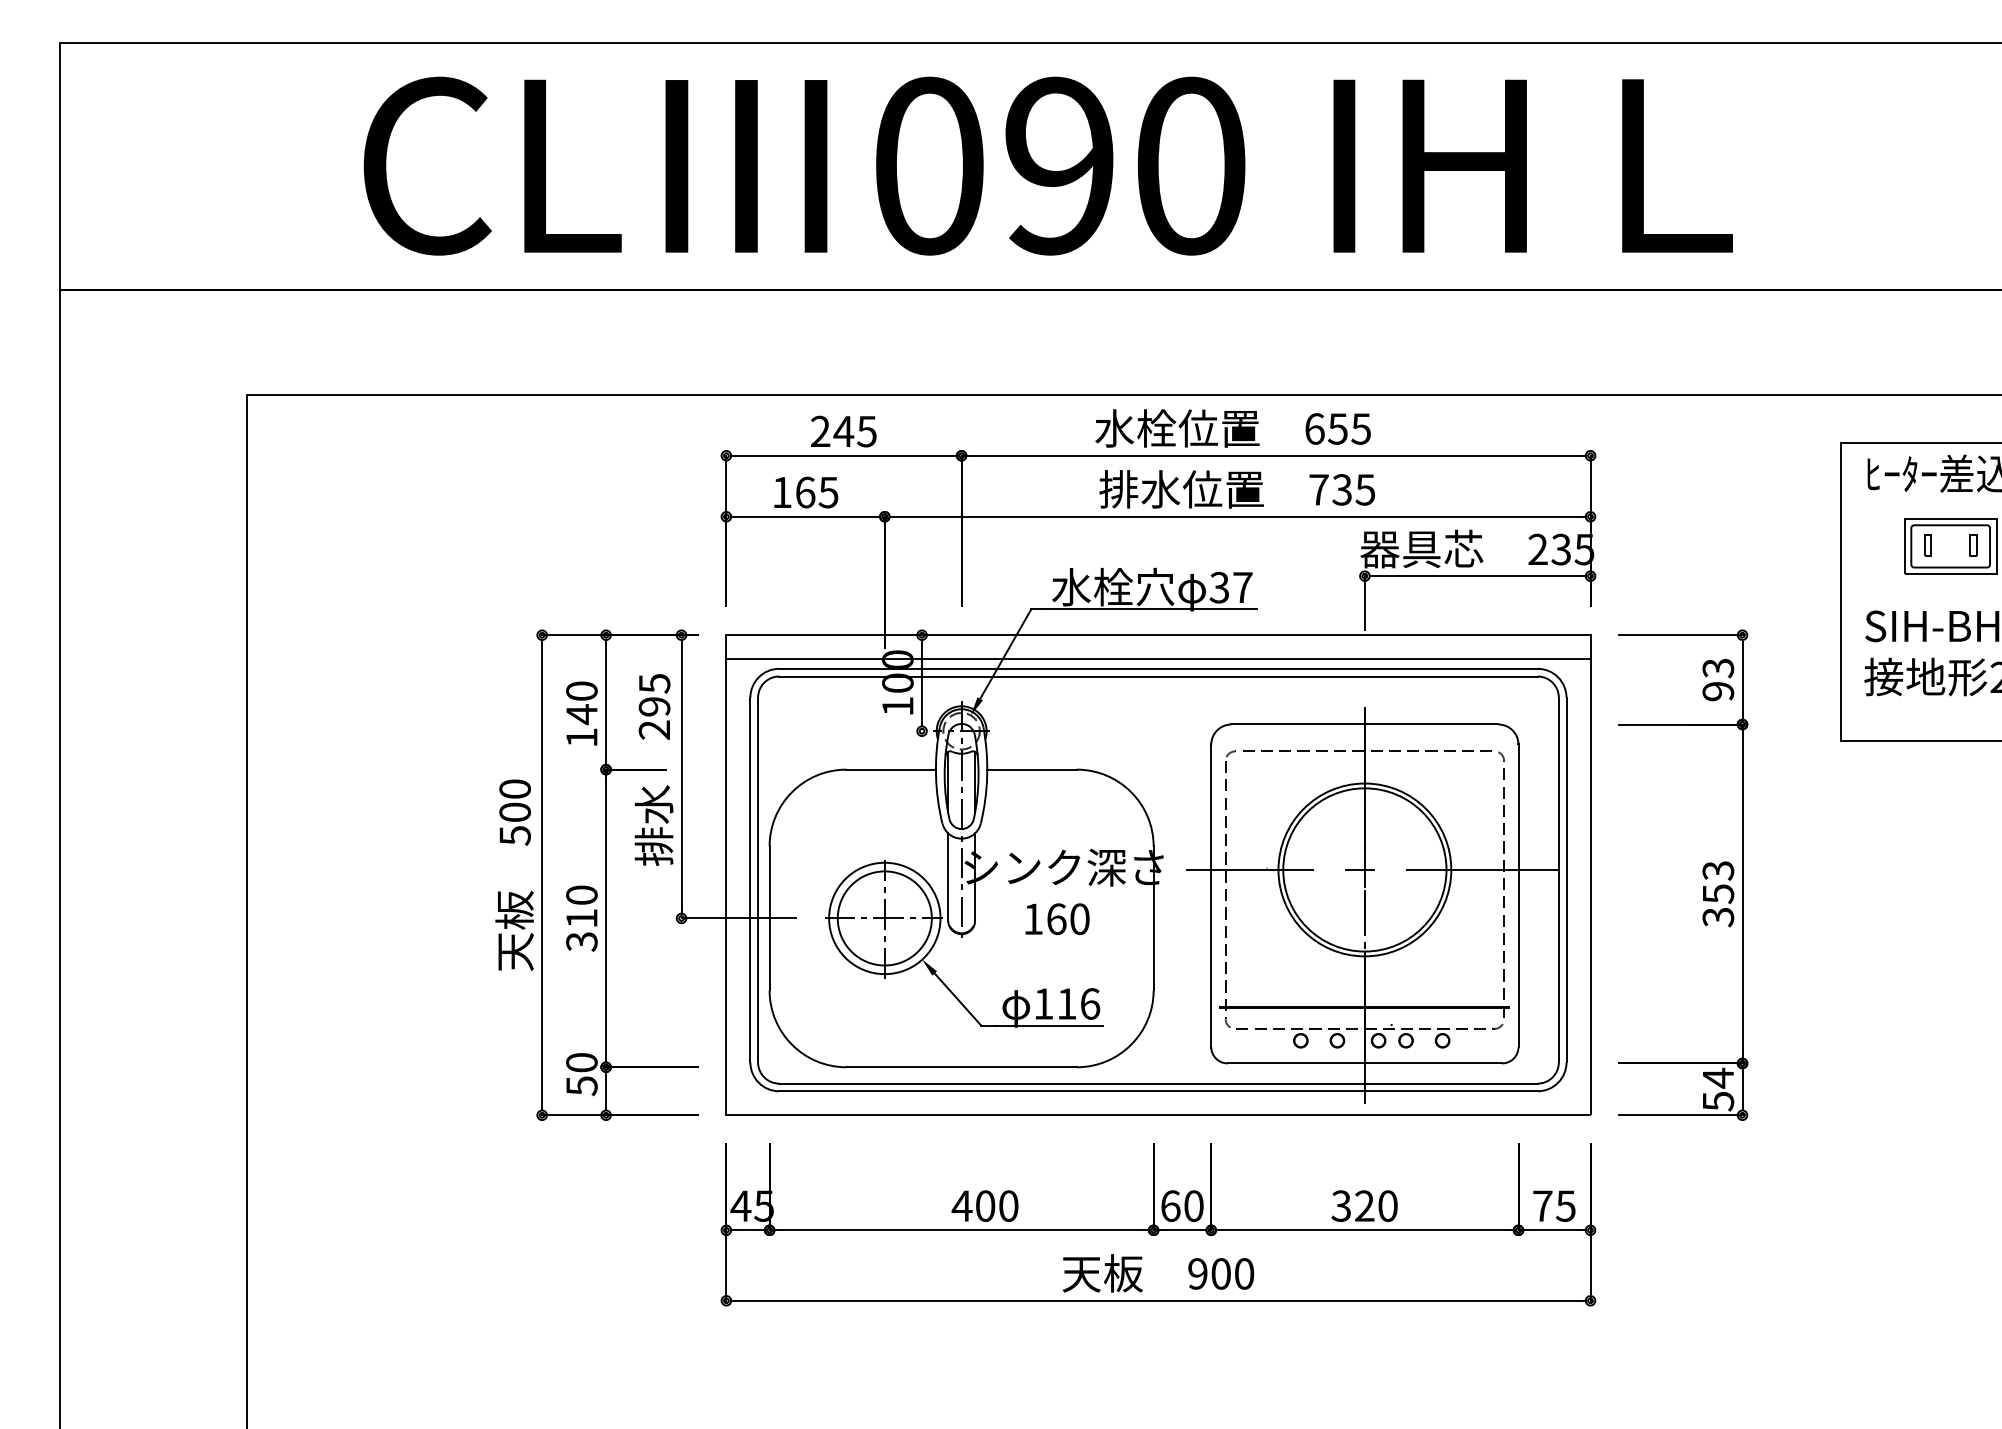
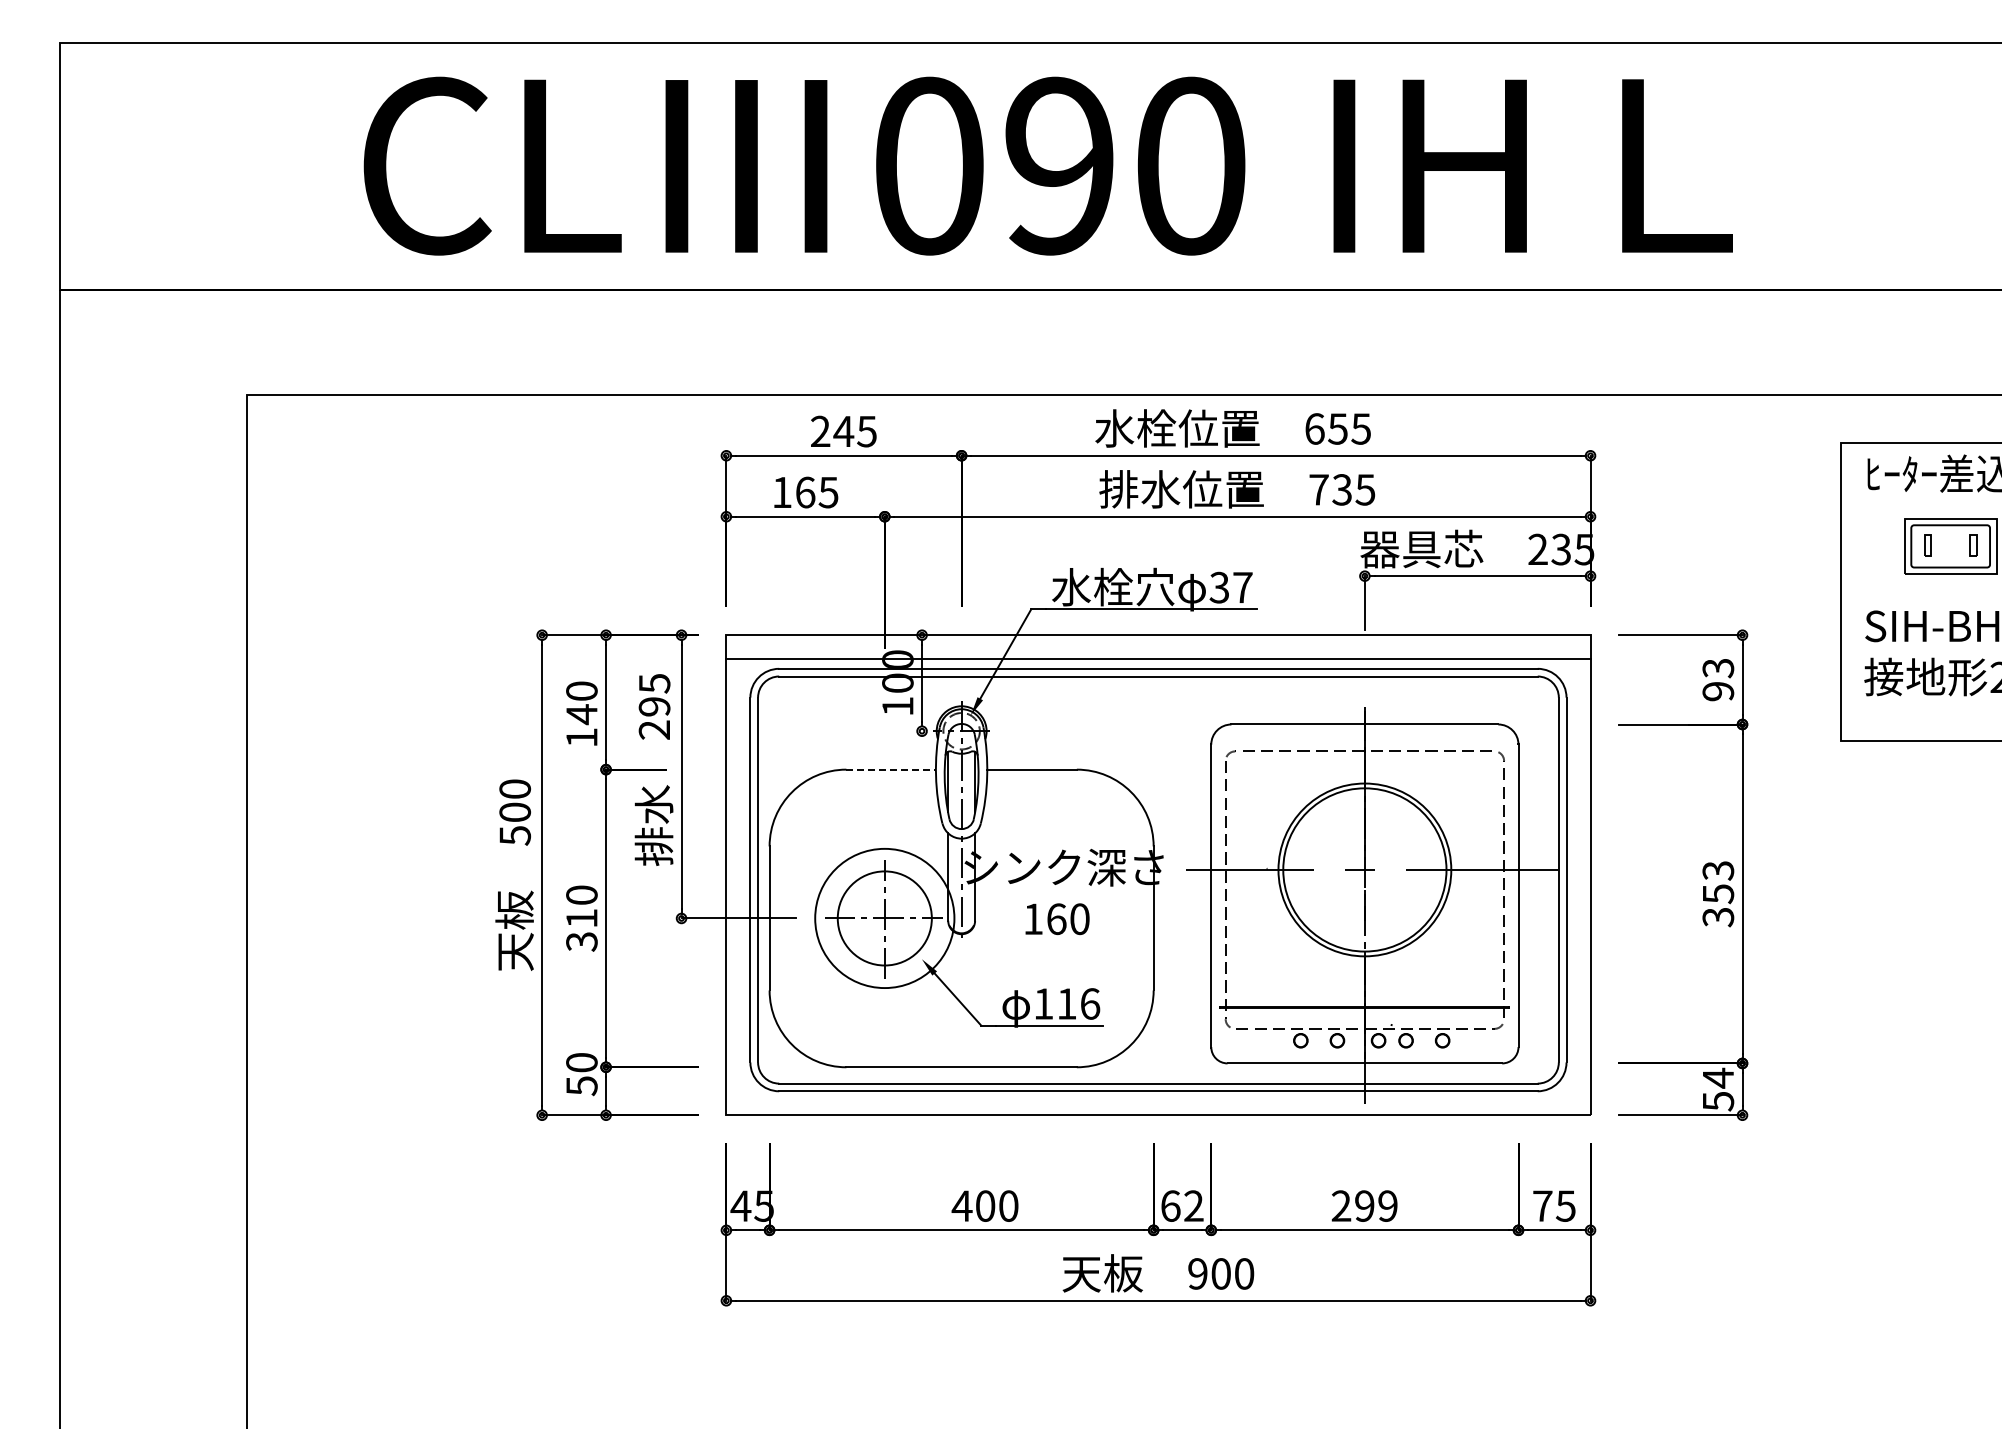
line: solid -> dashed (891, 769)
circle diameter: 111 px -> 139 px (884, 918)
text: 60 -> 62 (1193, 1205)
text: 320 -> 299 (1364, 1205)
